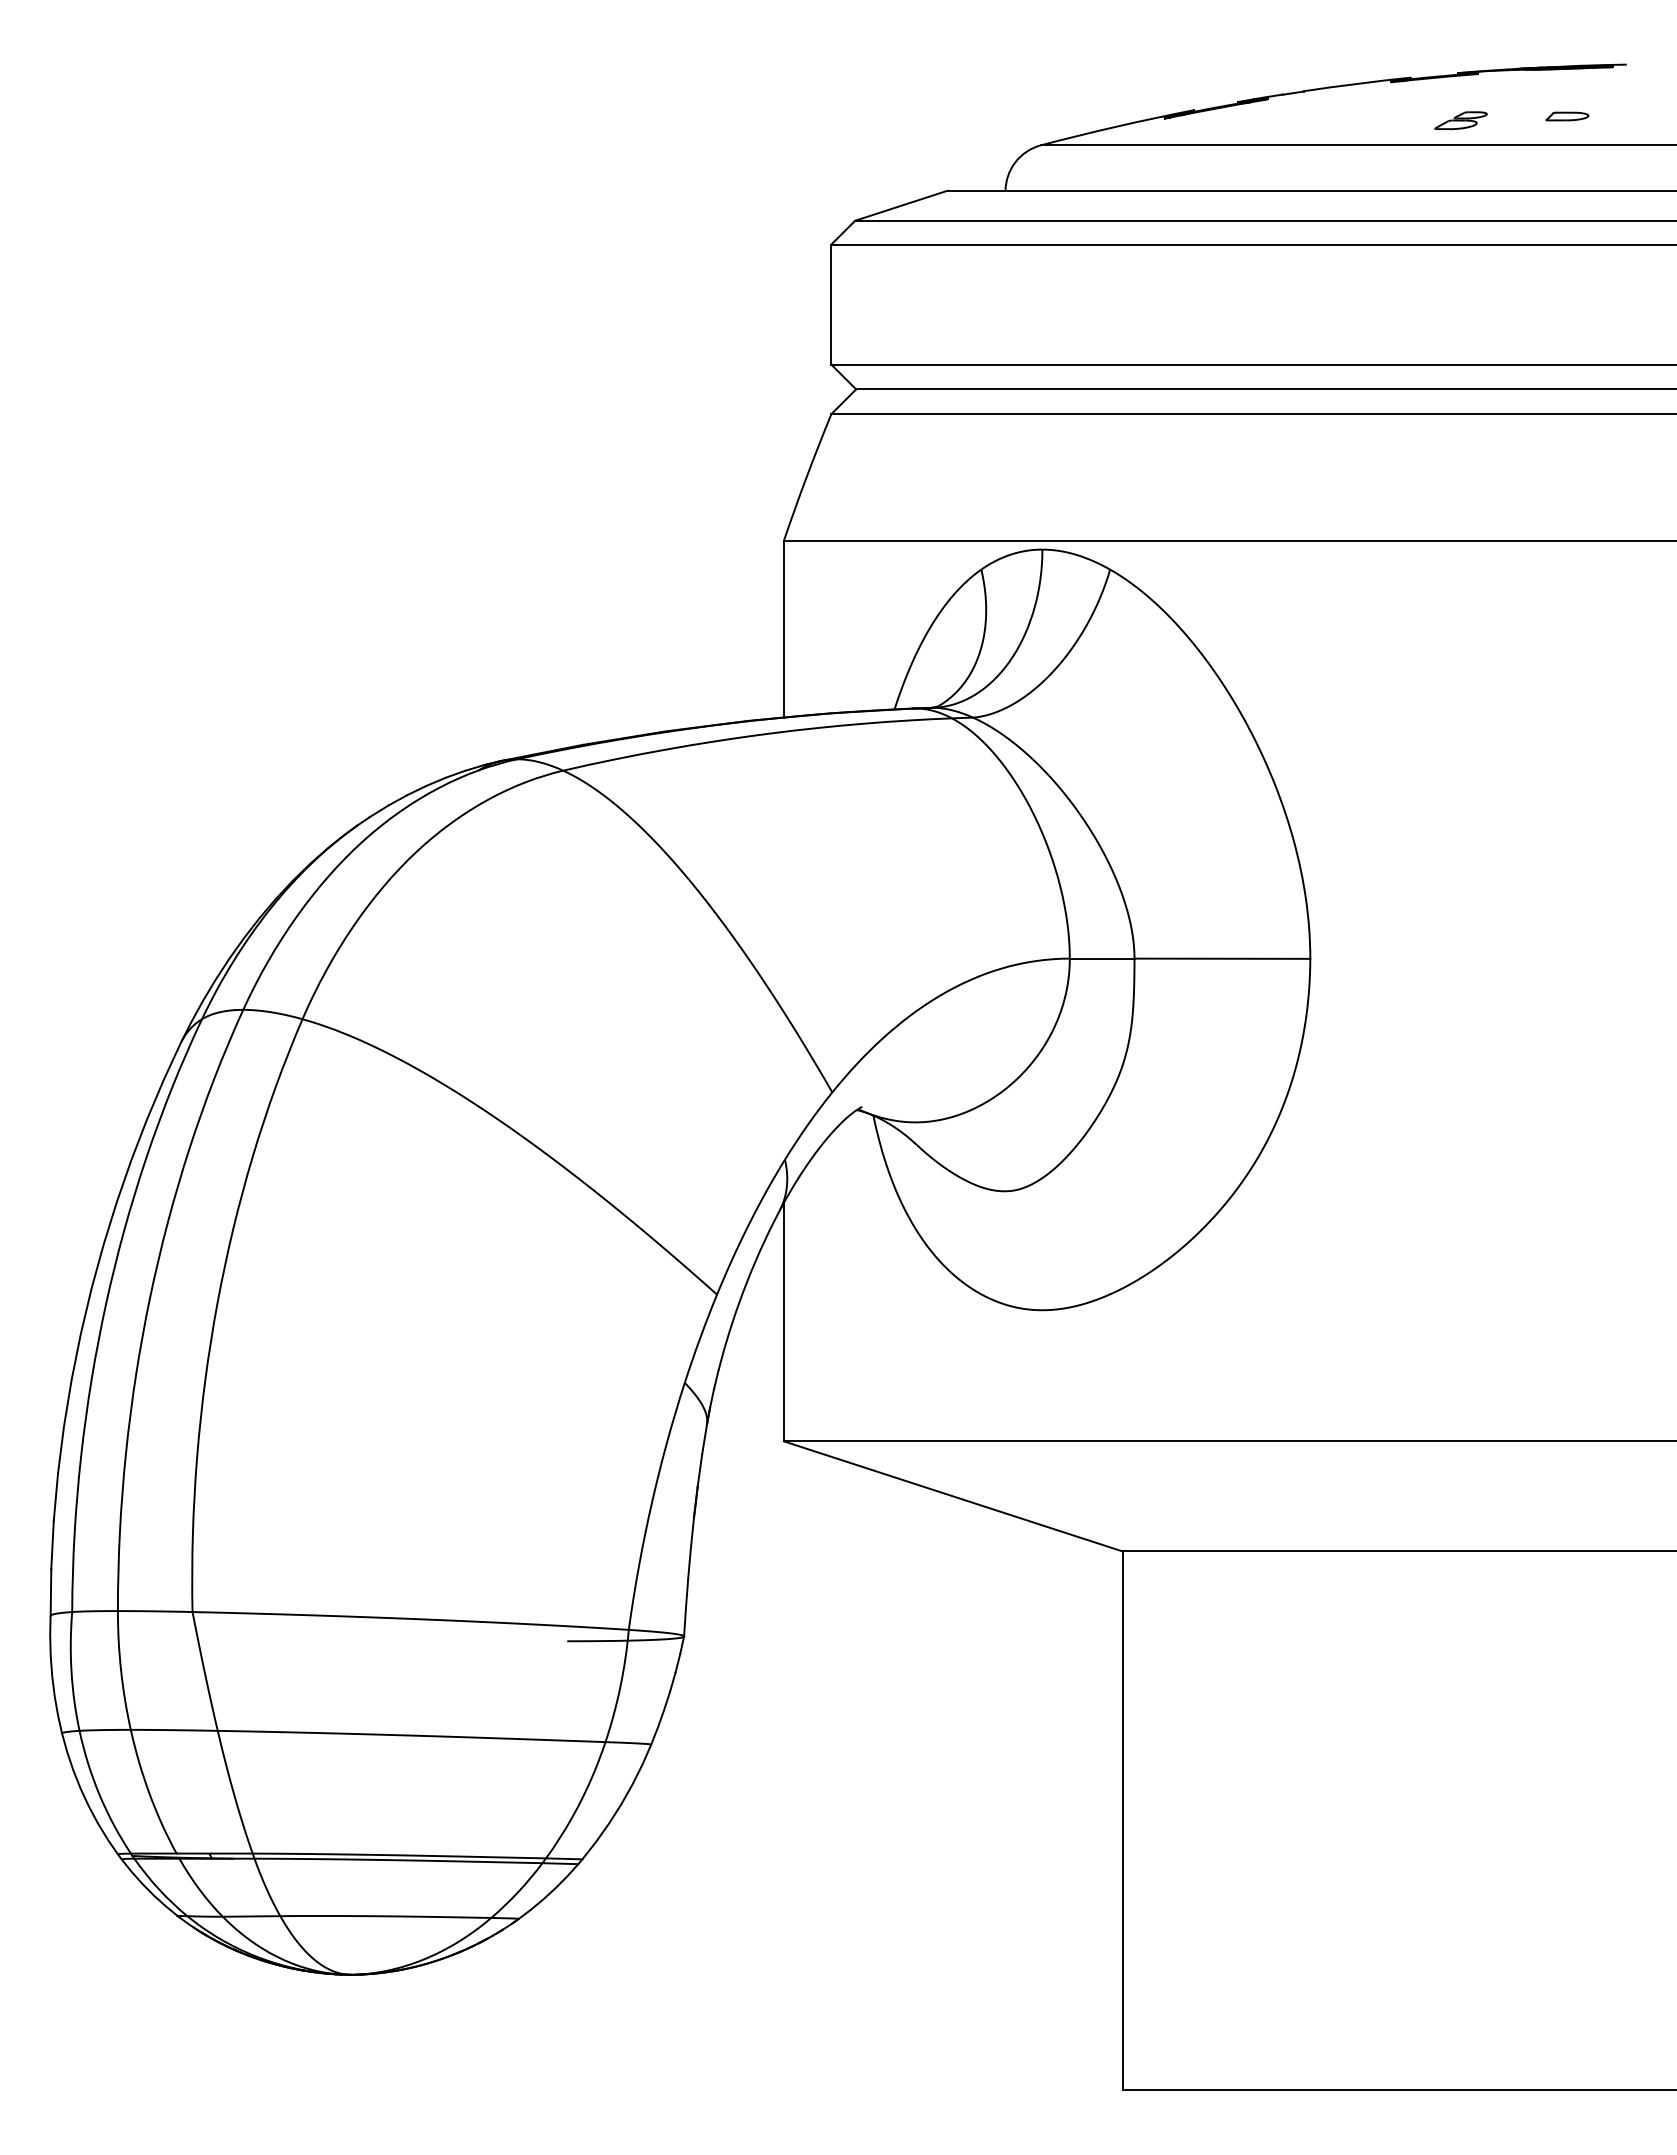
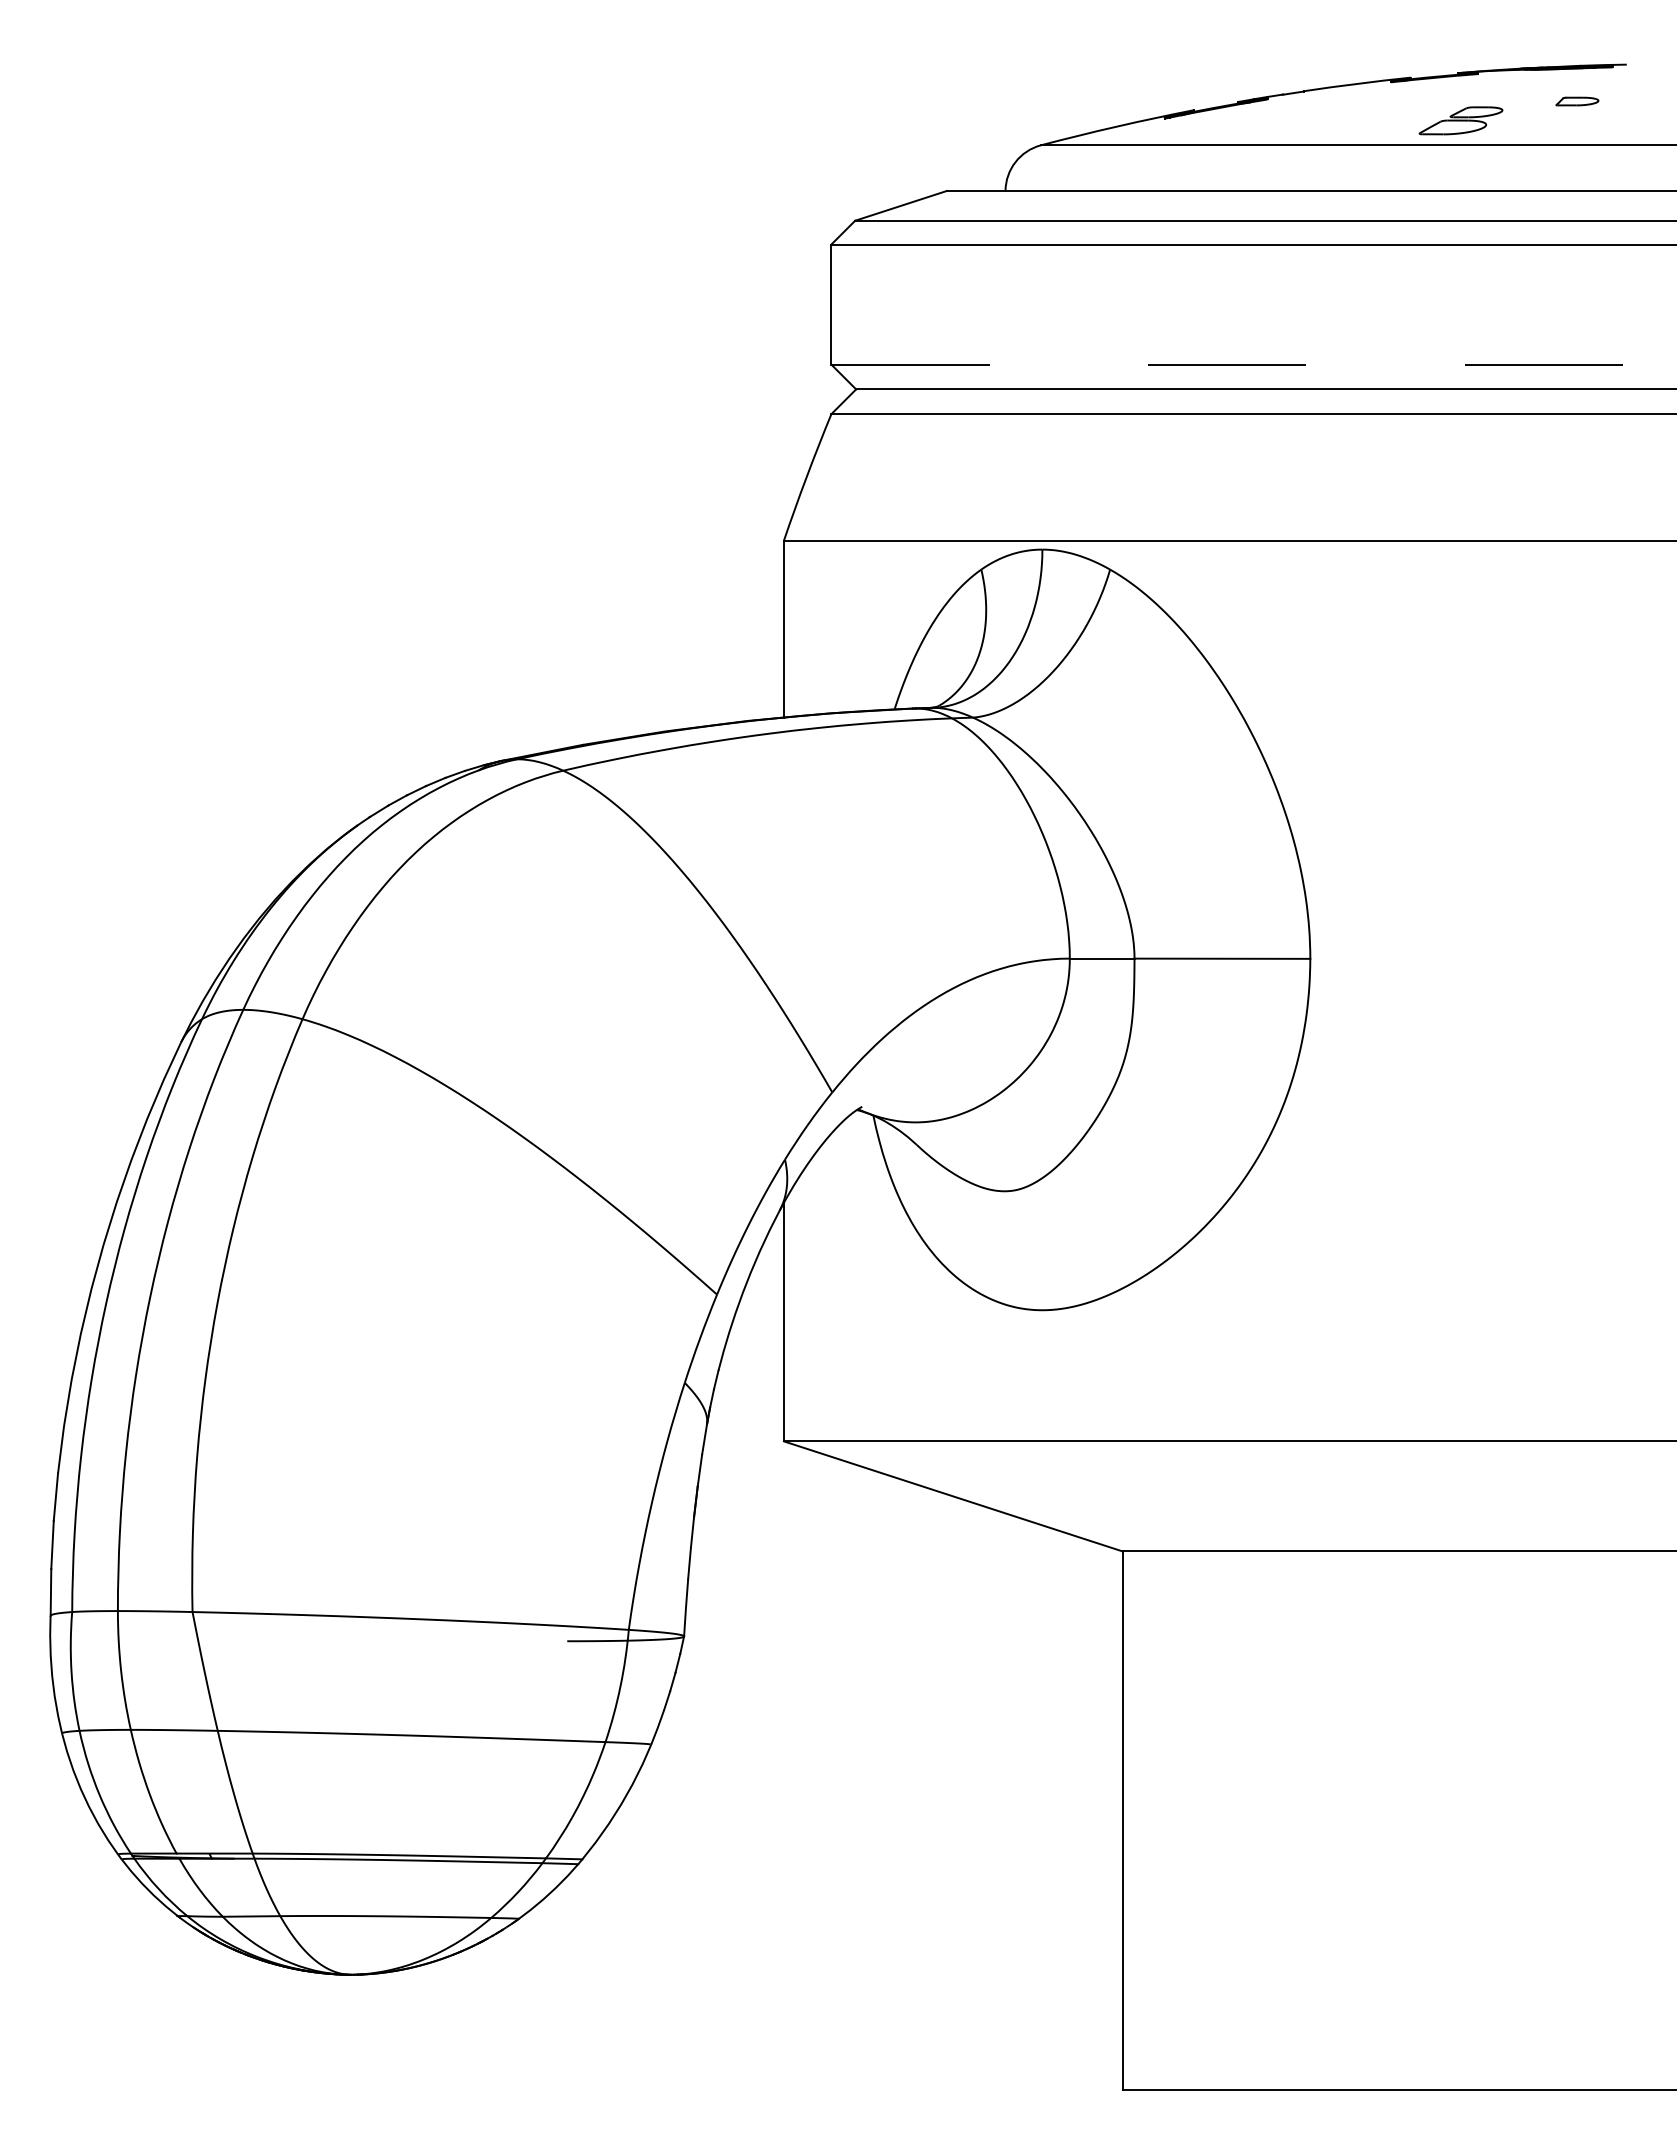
part position: (1567, 116) -> (1577, 101) (1577, 101)
part size: 54x19 px -> 86x30 px (1460, 120)
line: solid -> dashed (1254, 364)
